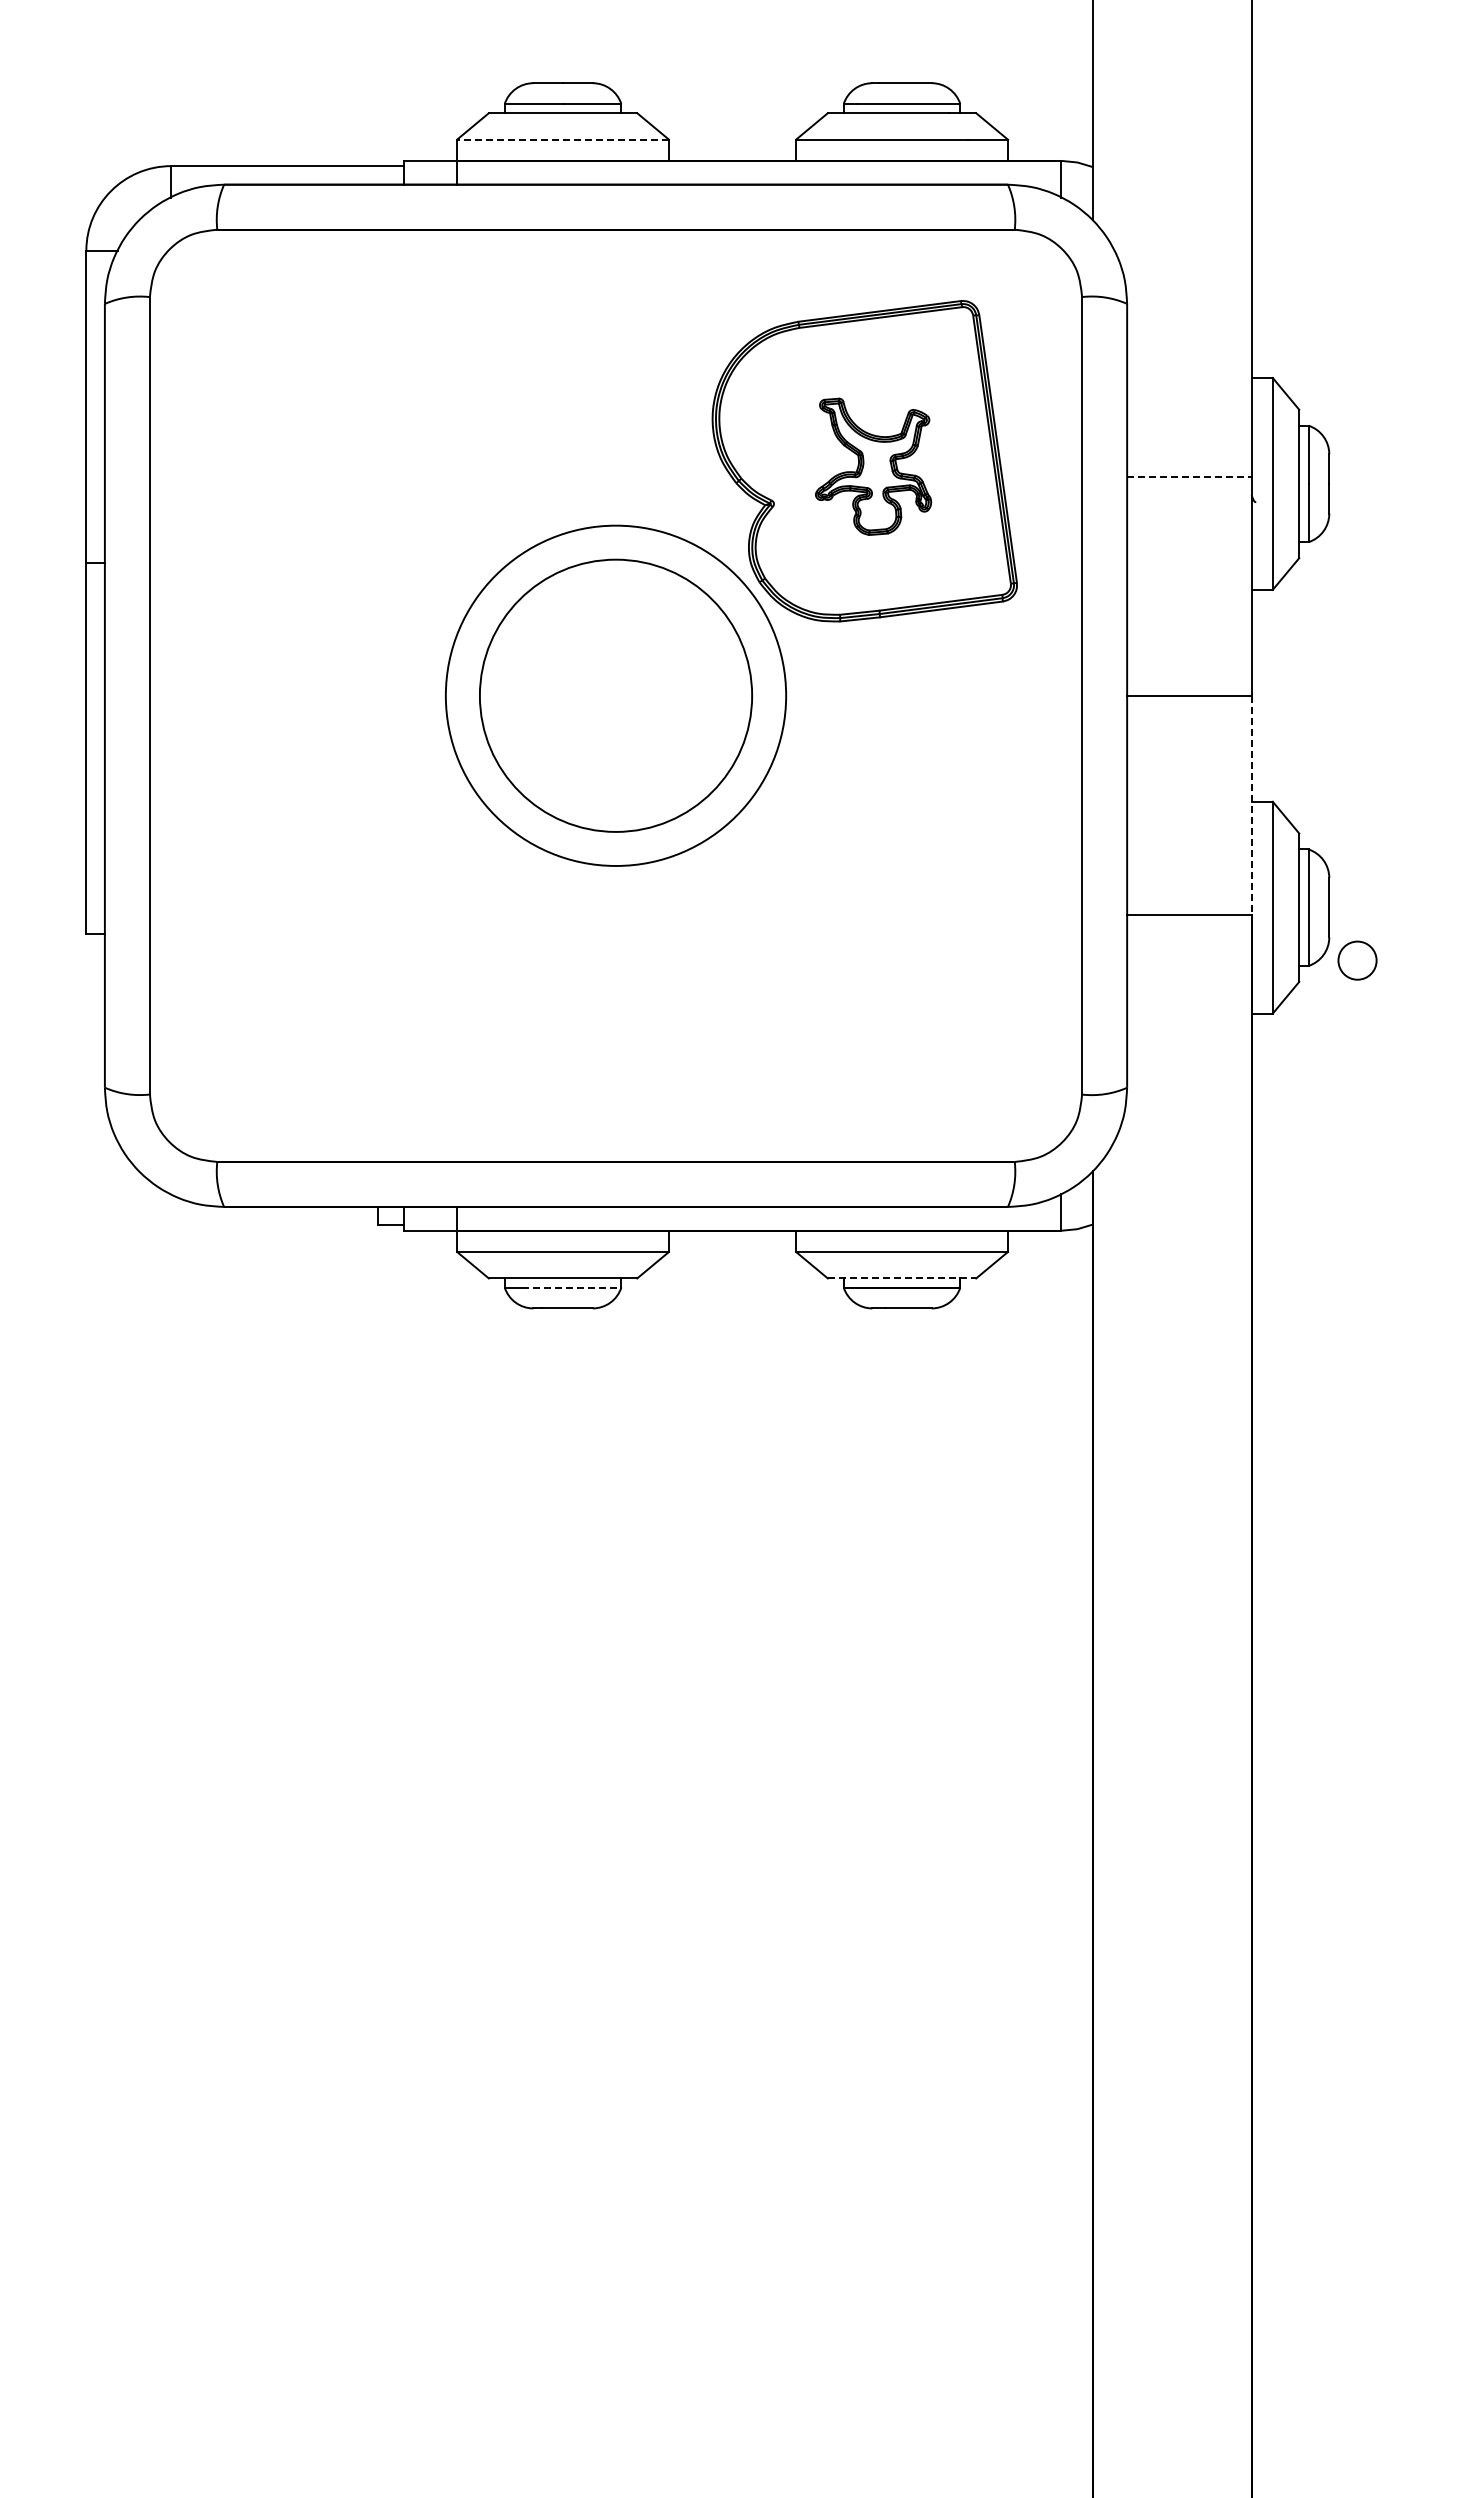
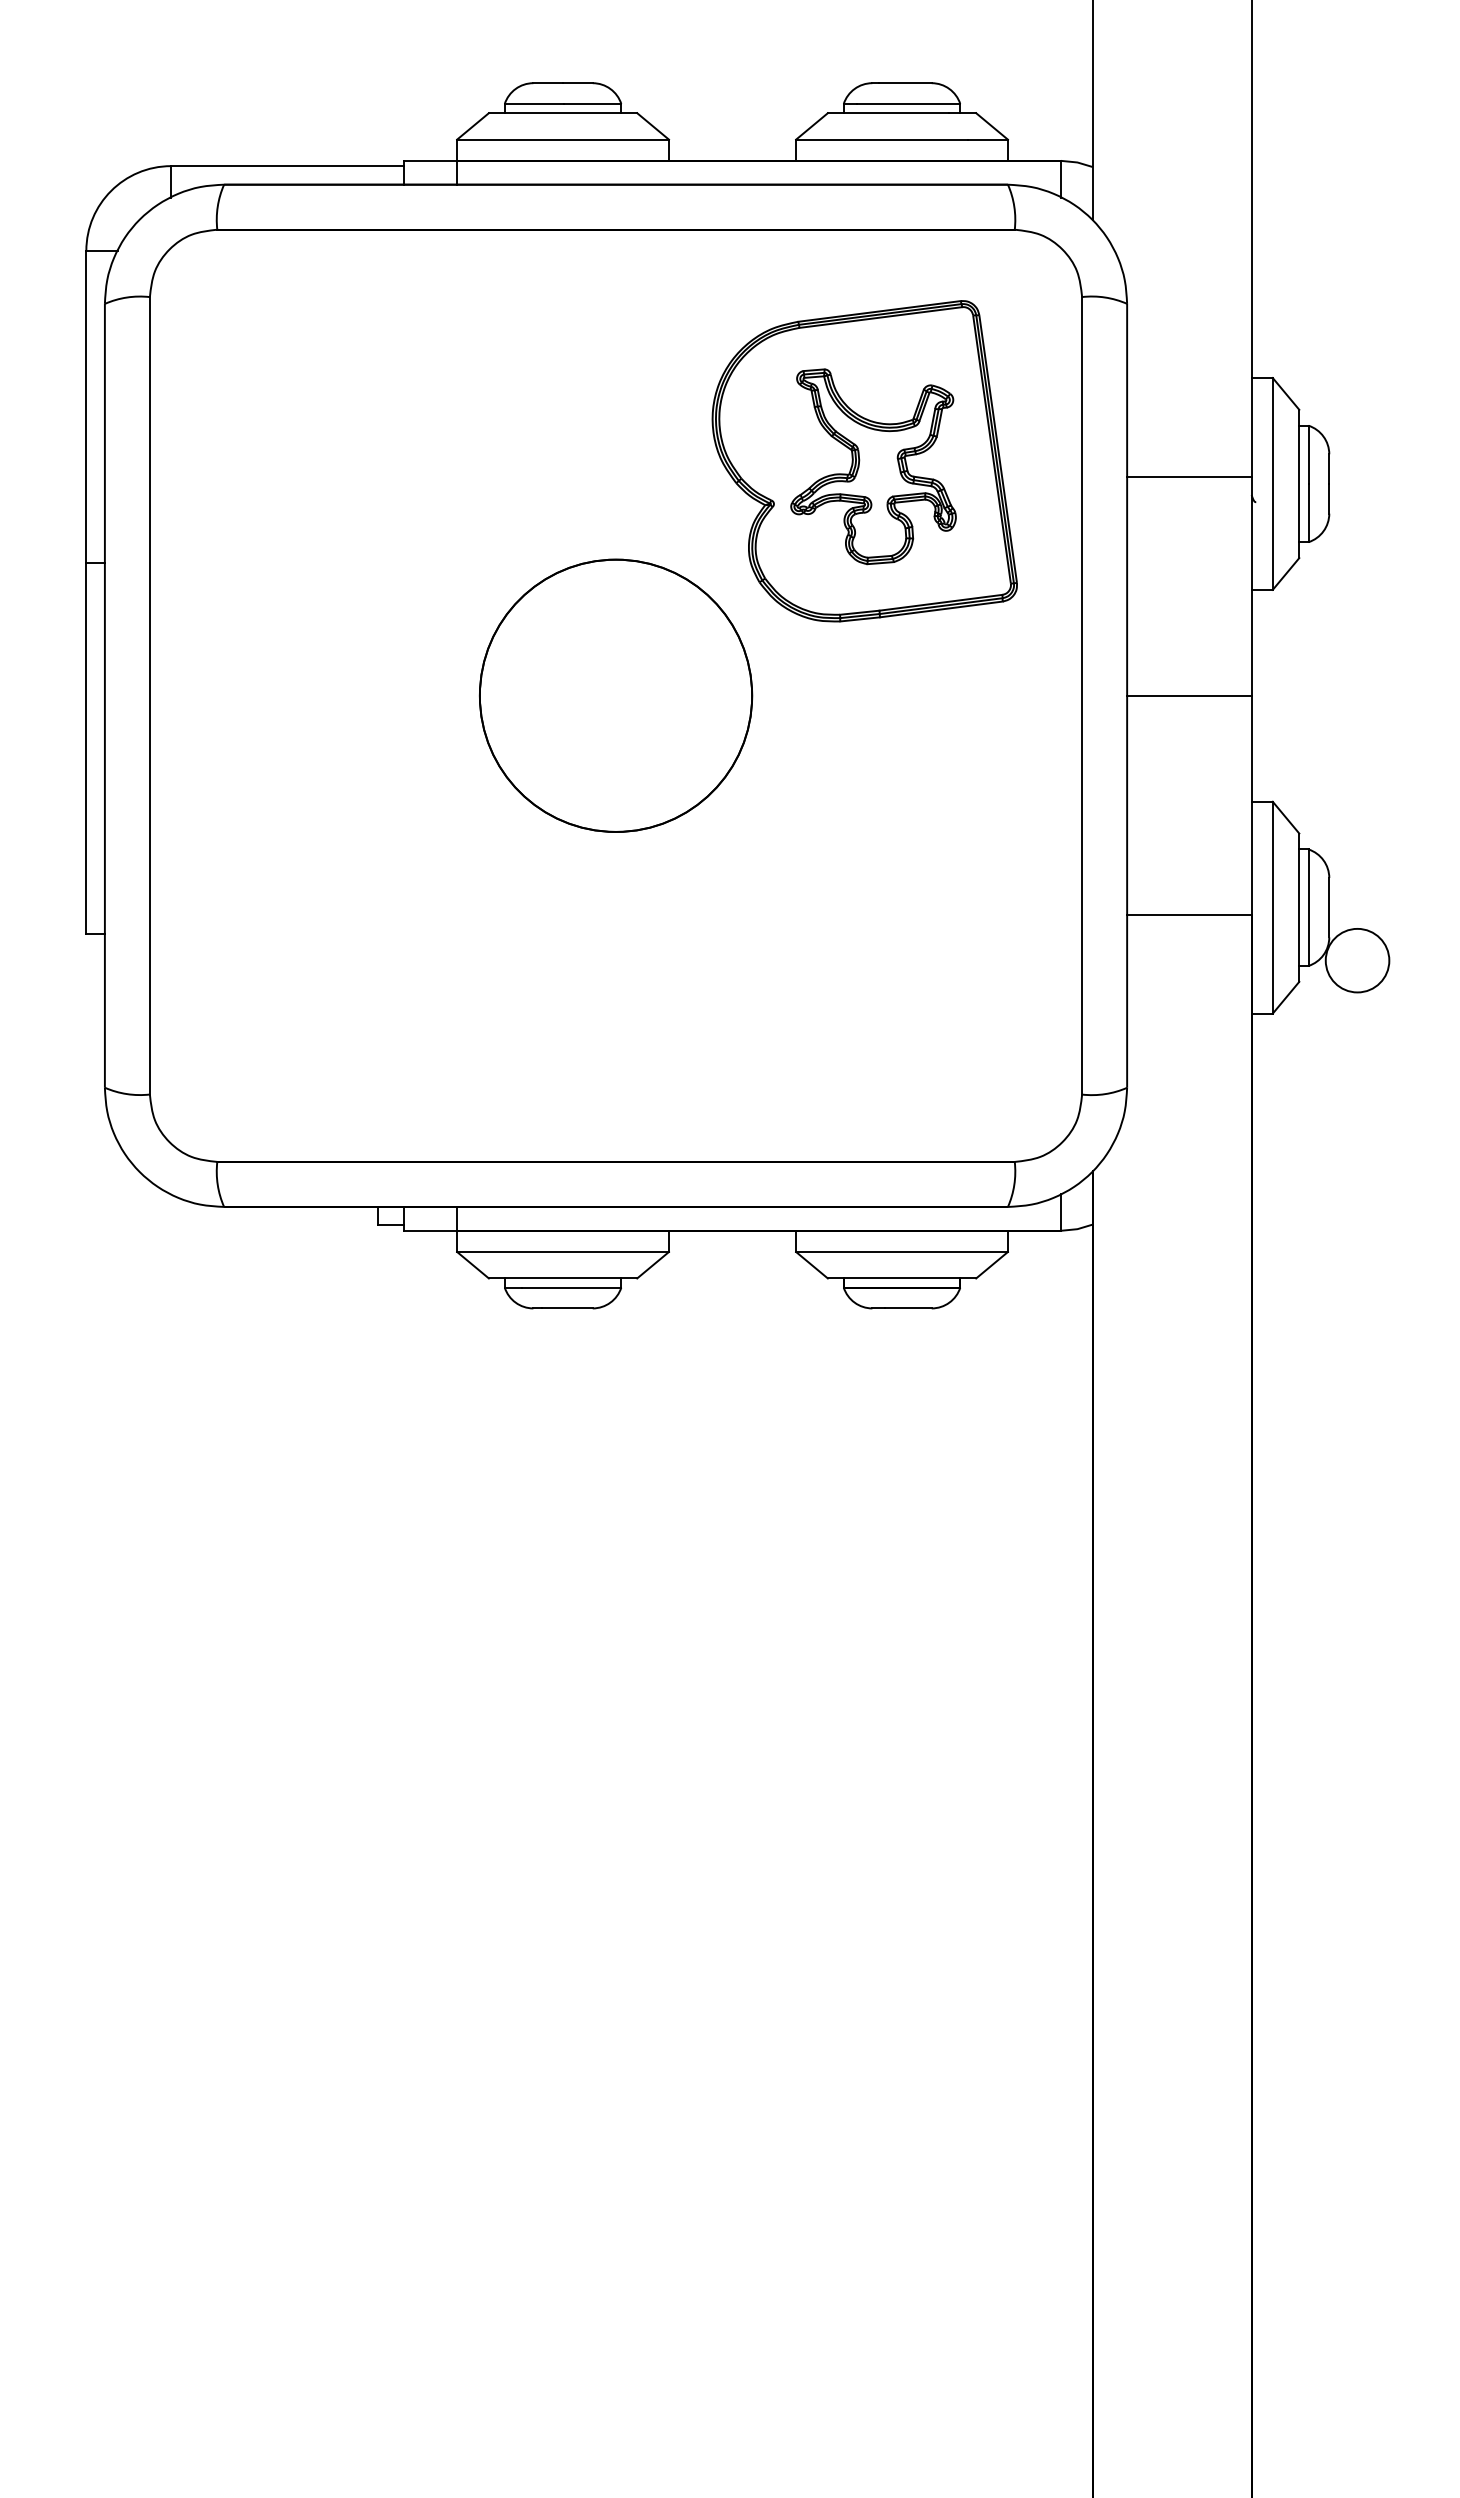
line: dashed -> solid (563, 139)
part size: 118x139 px -> 167x198 px (873, 466)
line: dashed -> solid (1189, 476)
circle diameter: 340 px -> 272 px (615, 695)
line: dashed -> solid (1251, 805)
circle diameter: 38 px -> 64 px (1357, 960)
line: dashed -> solid (902, 1278)
line: dashed -> solid (572, 1287)
